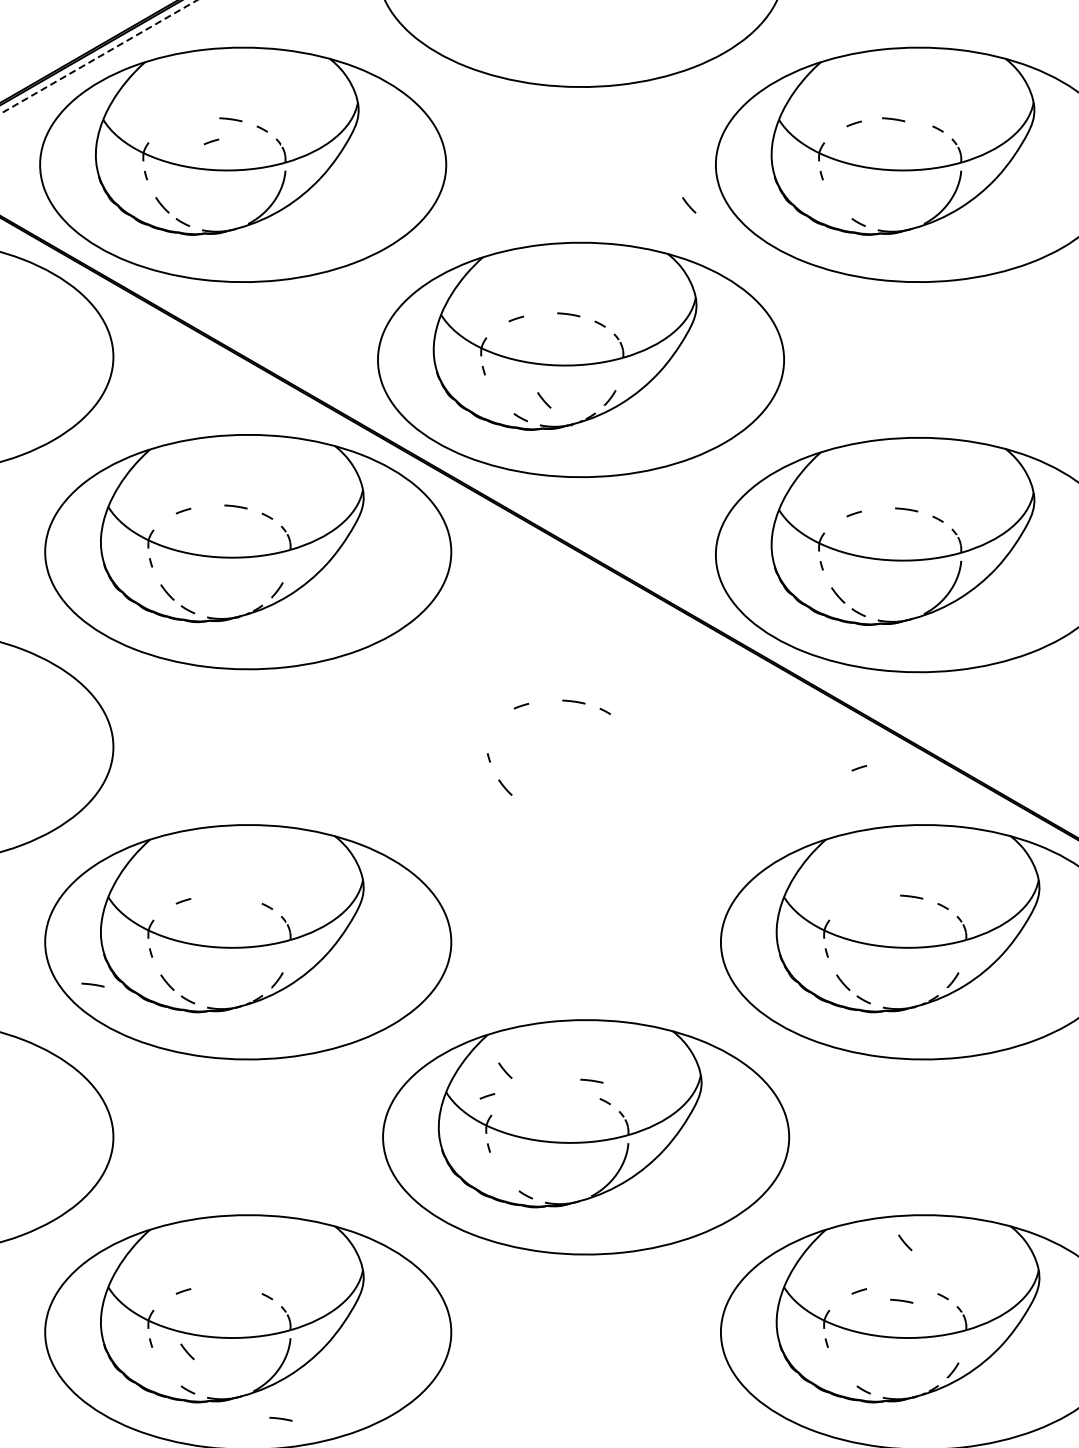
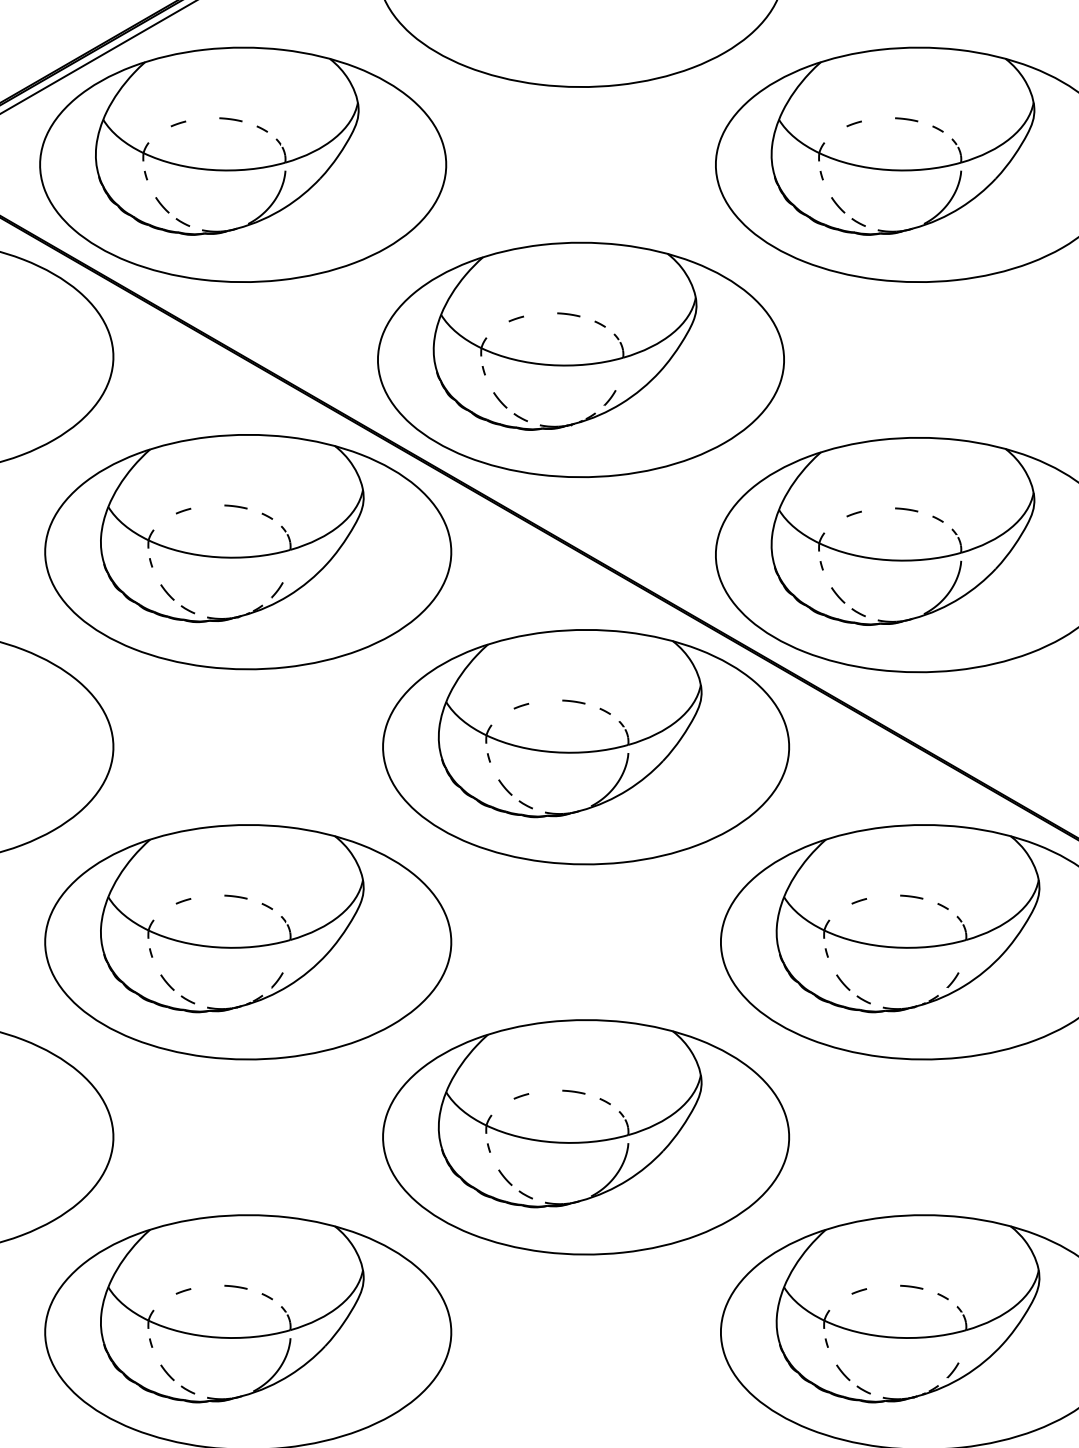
line: dashed -> solid (98, 57)
line position: (893, 119) -> (906, 119) (906, 119)
line position: (211, 141) -> (178, 123) (178, 123)
line position: (689, 205) -> (838, 205) (838, 205)
line position: (544, 400) -> (500, 400) (500, 400)
part: none -> present (586, 747)
line position: (859, 768) -> (859, 901) (859, 901)
line position: (92, 984) -> (235, 896) (235, 896)
line position: (505, 1070) -> (505, 1177) (505, 1177)
line position: (591, 1080) -> (573, 1091) (573, 1091)
line position: (487, 1096) -> (521, 1096) (521, 1096)
line position: (905, 1242) -> (843, 1372) (843, 1372)
line position: (901, 1300) -> (911, 1286) (911, 1286)
line position: (187, 1351) -> (167, 1372) (167, 1372)
line position: (280, 1418) -> (235, 1286) (235, 1286)
